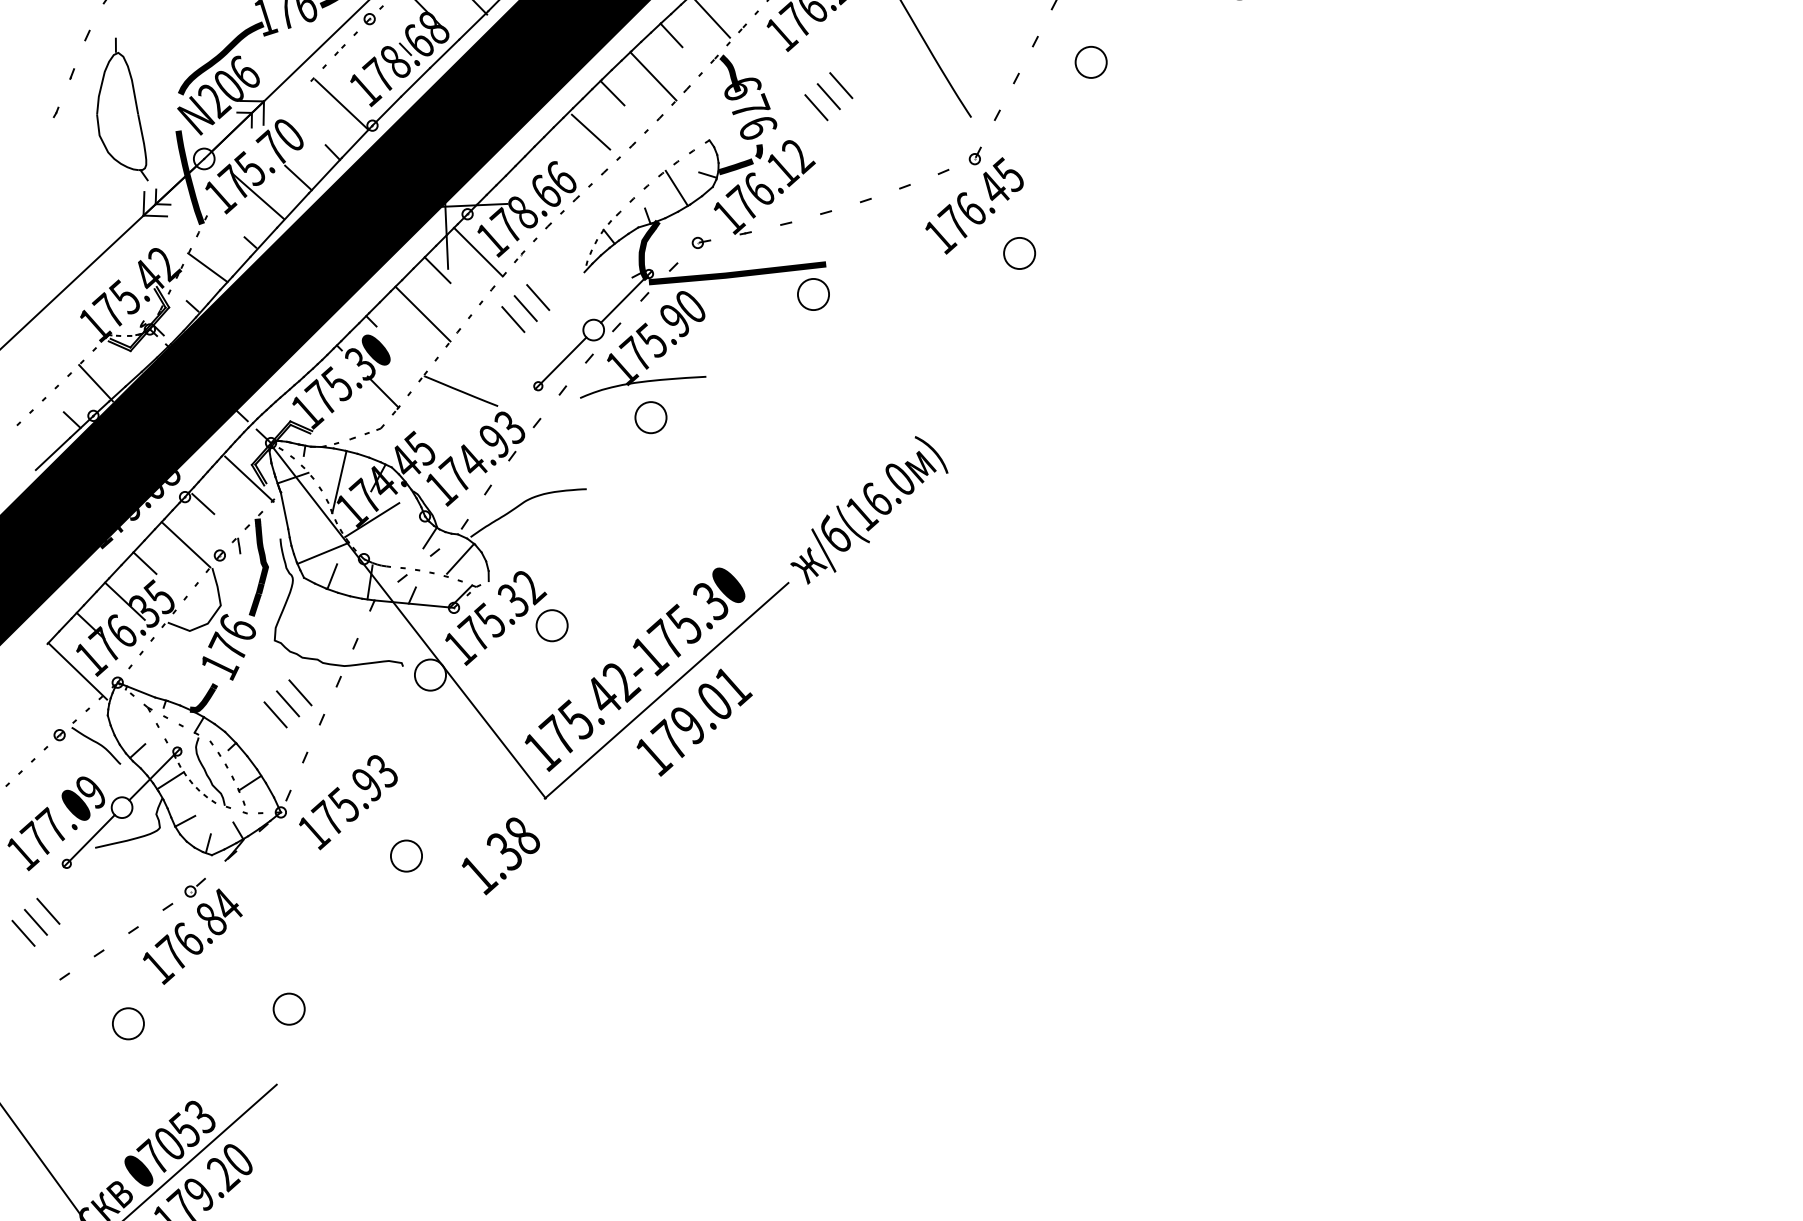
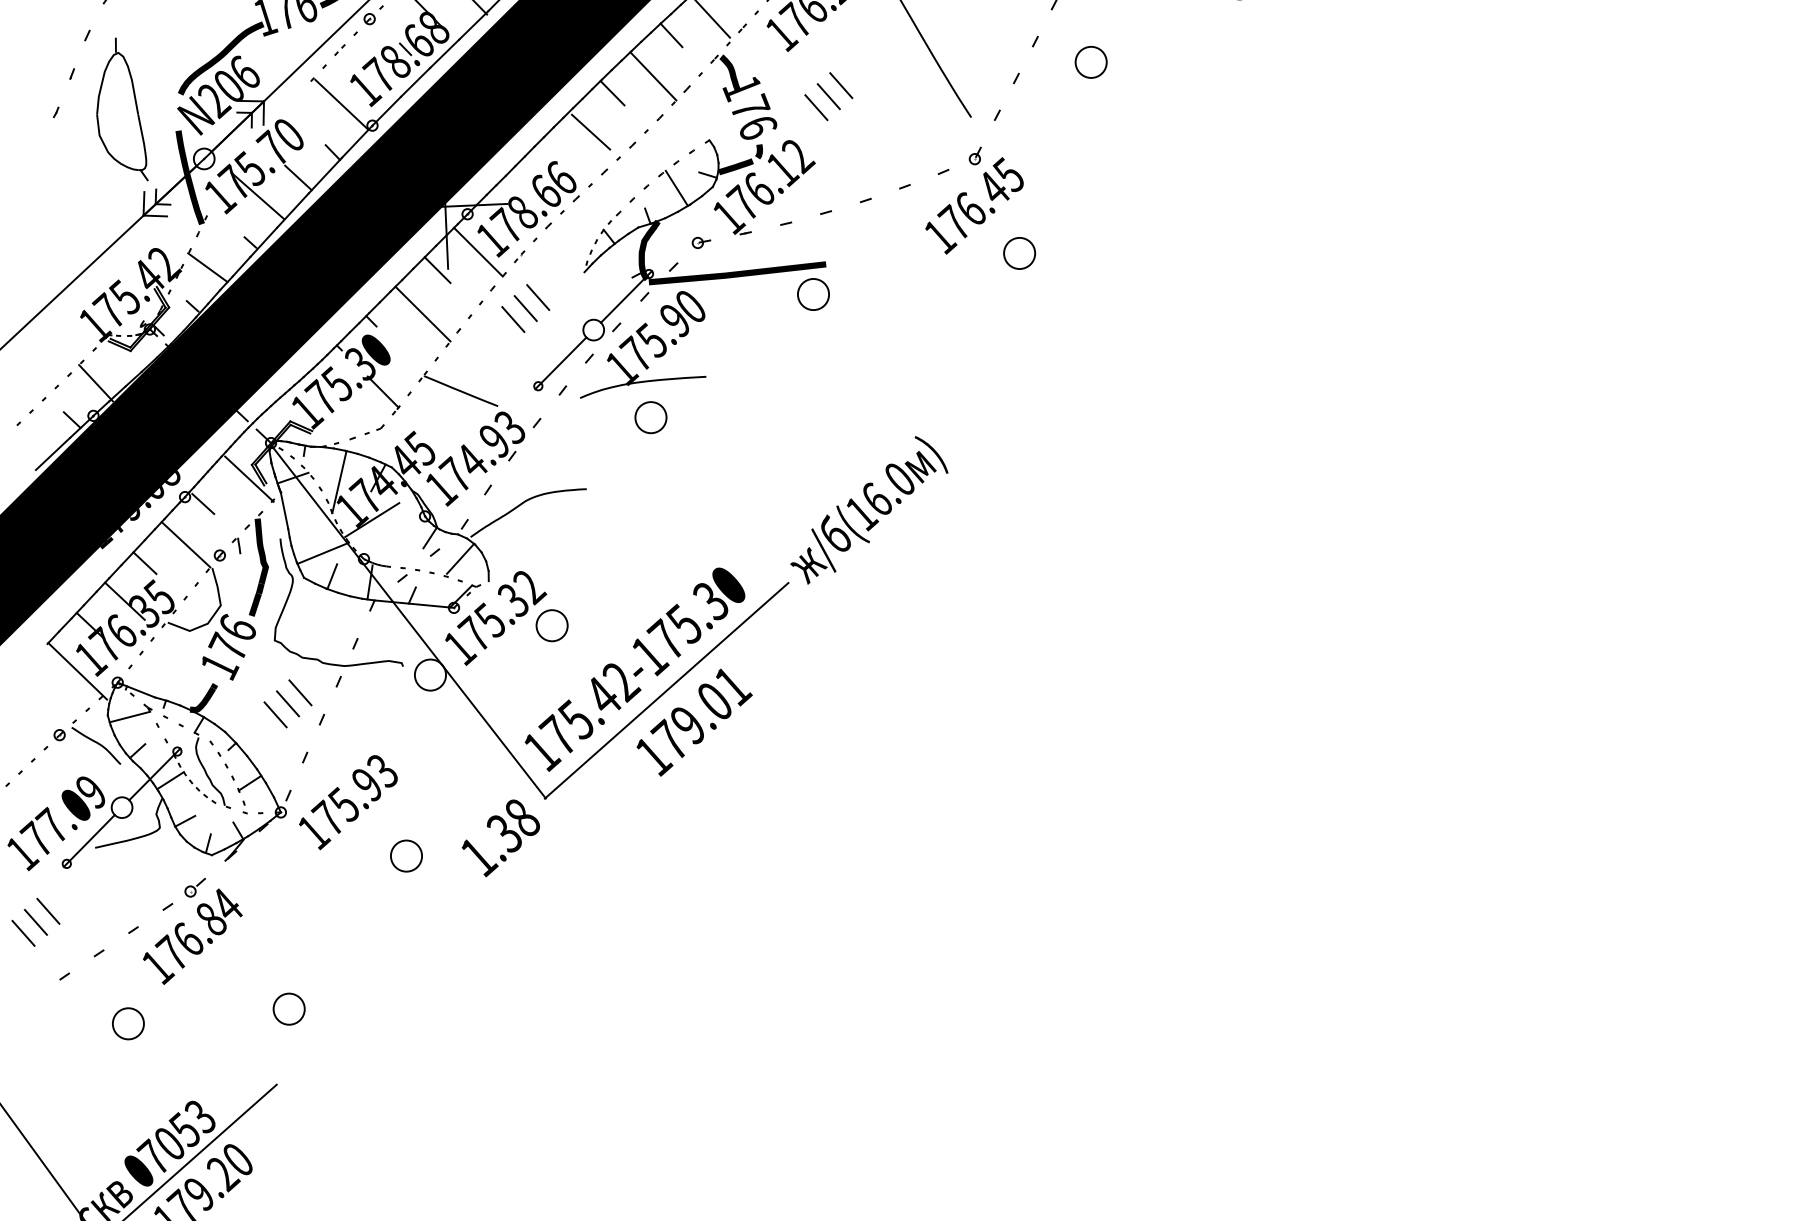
text: 676 -> 176 (741, 89)
line: none -> present (129, 716)
text position: (500, 856) -> (500, 838) (500, 838)
